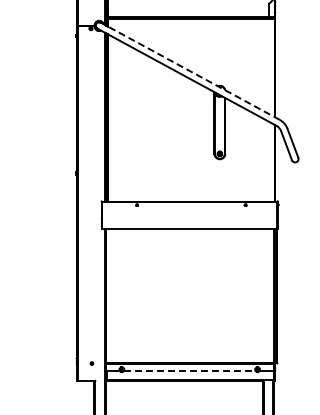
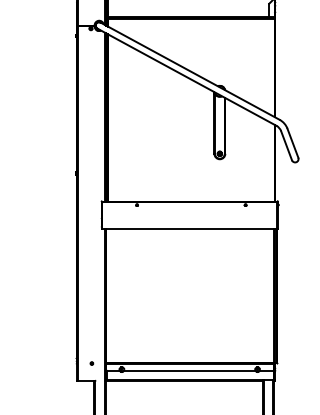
line: dashed -> solid (190, 71)
line: dashed -> solid (189, 370)
